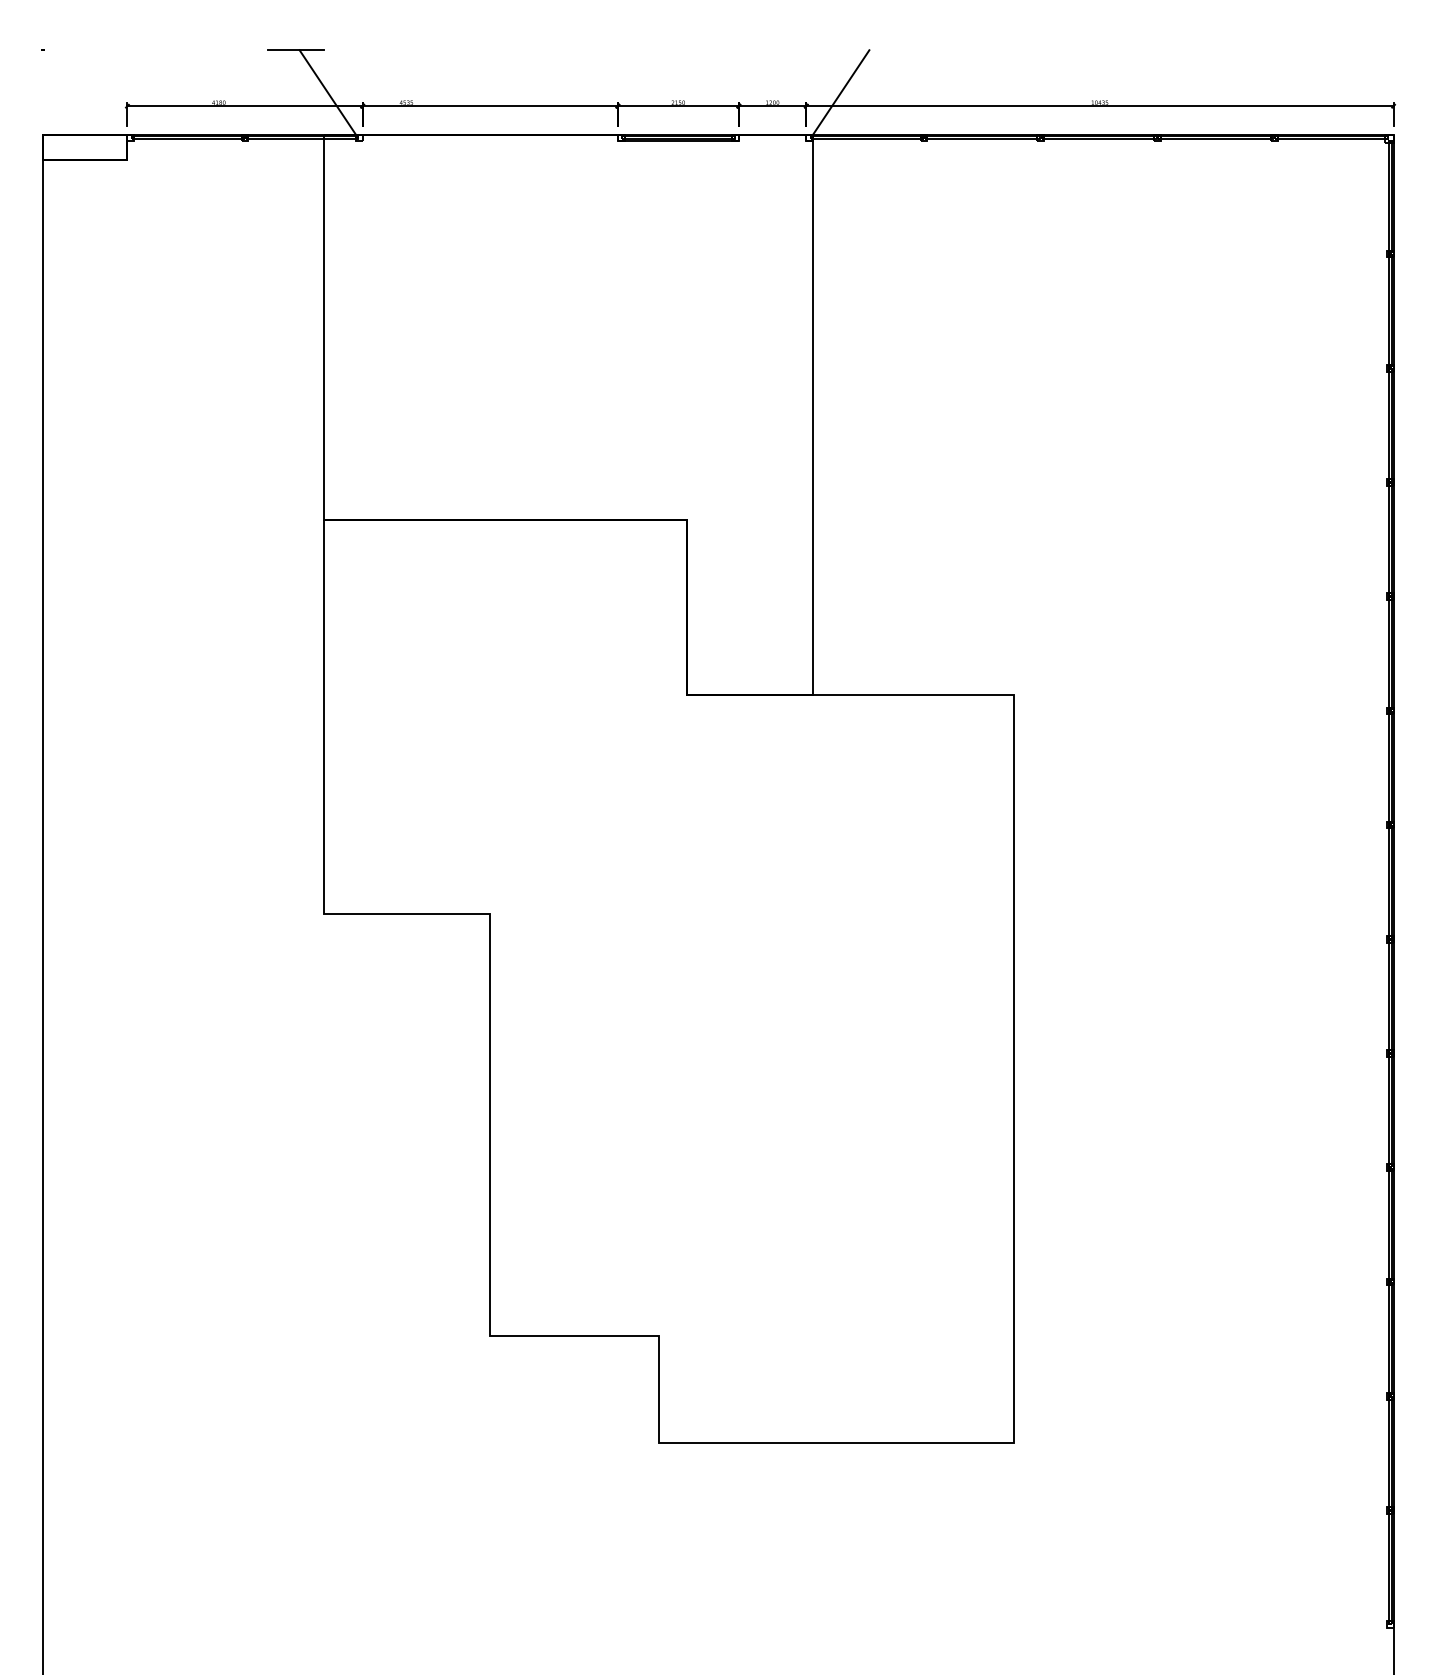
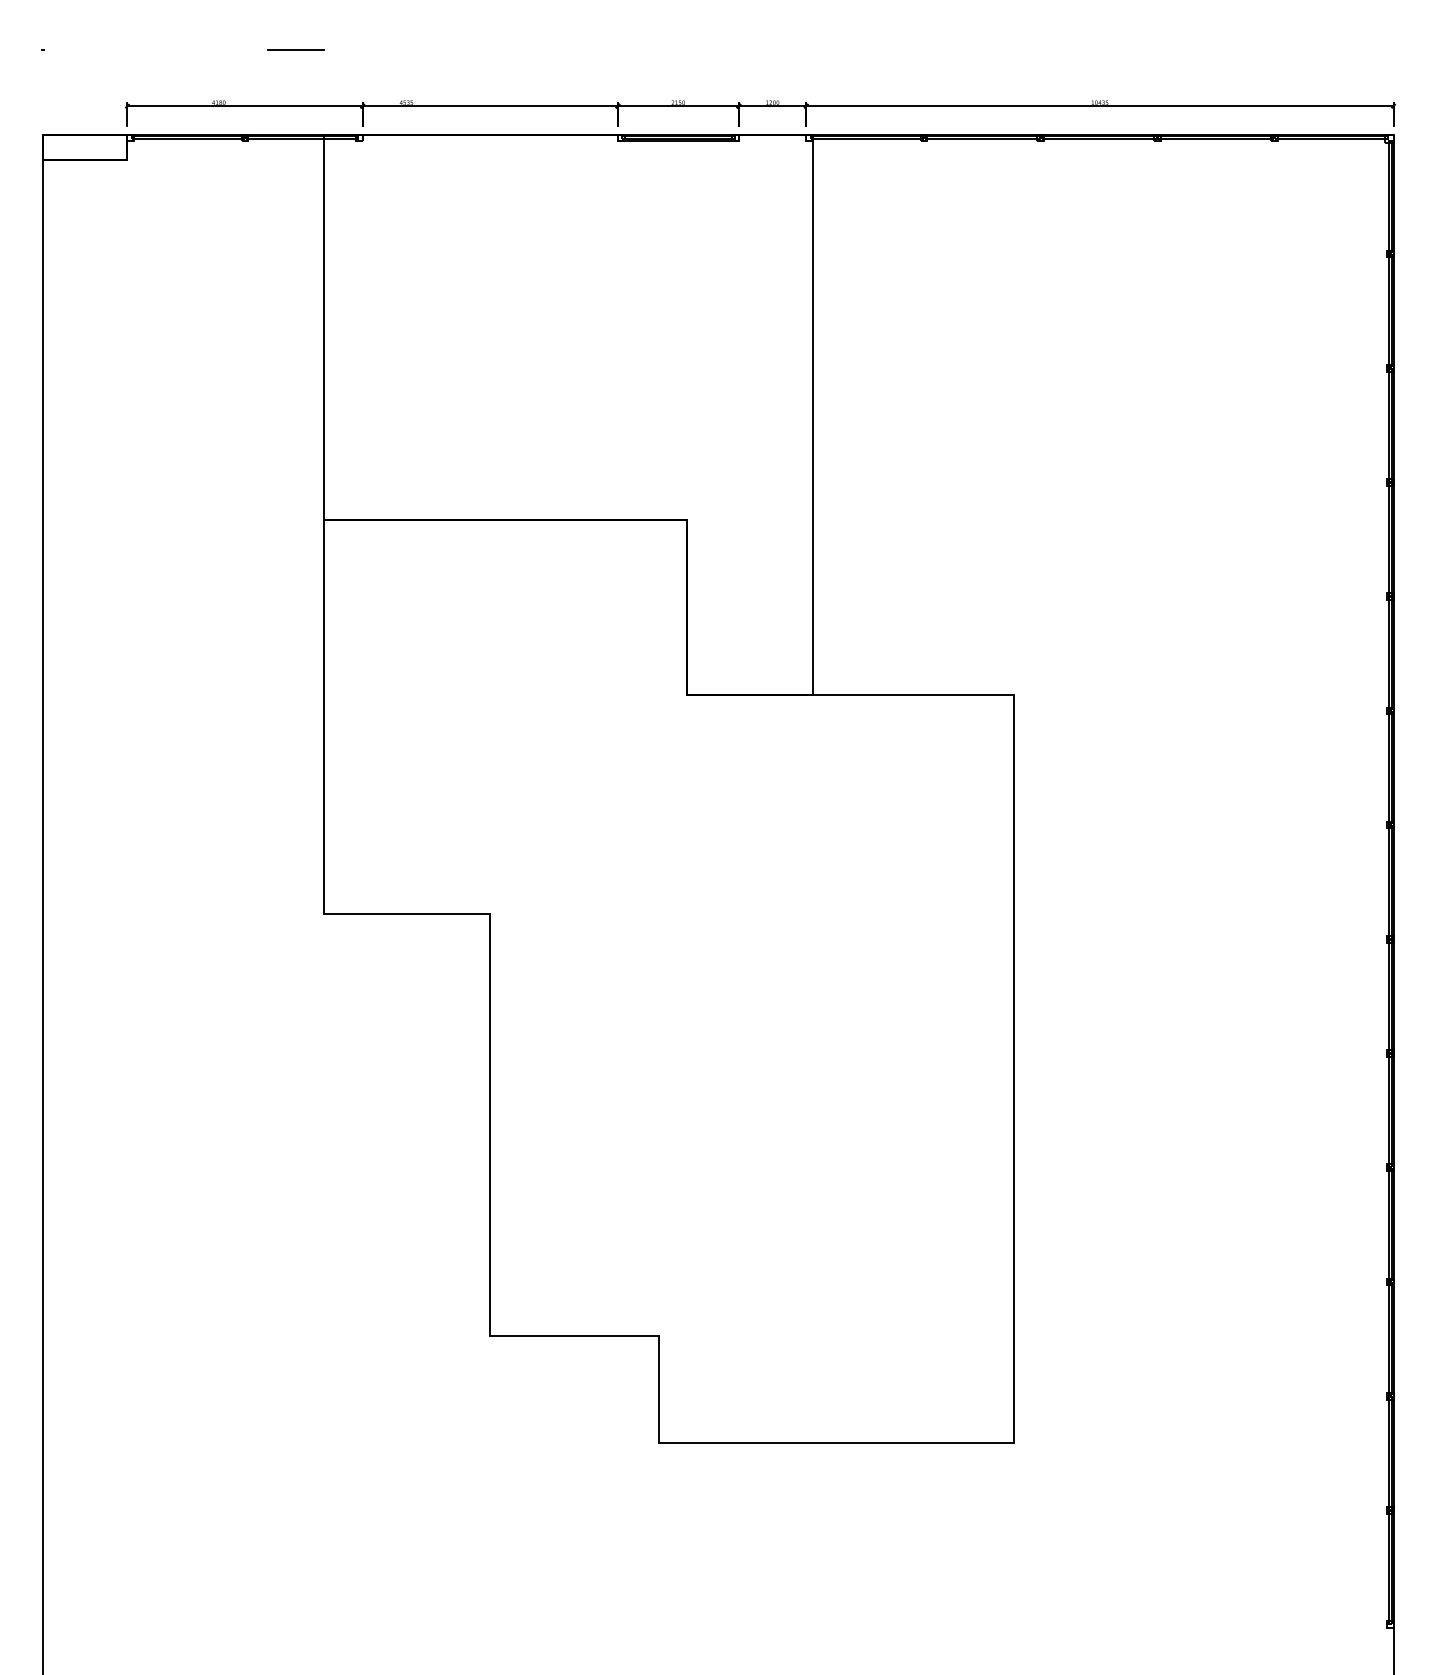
line: present -> none (327, 92)
line: present -> none (841, 92)
